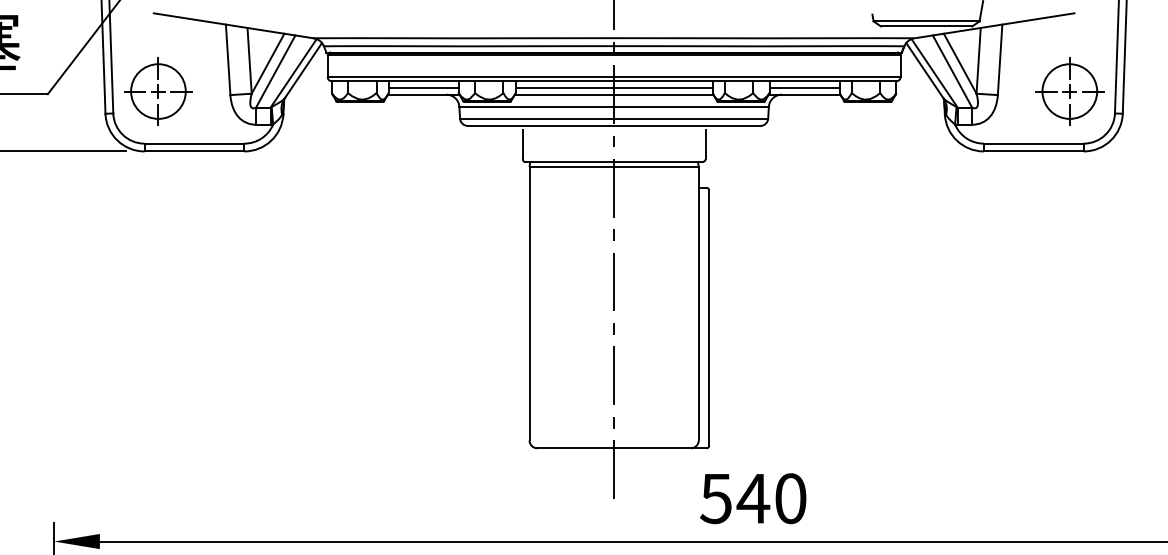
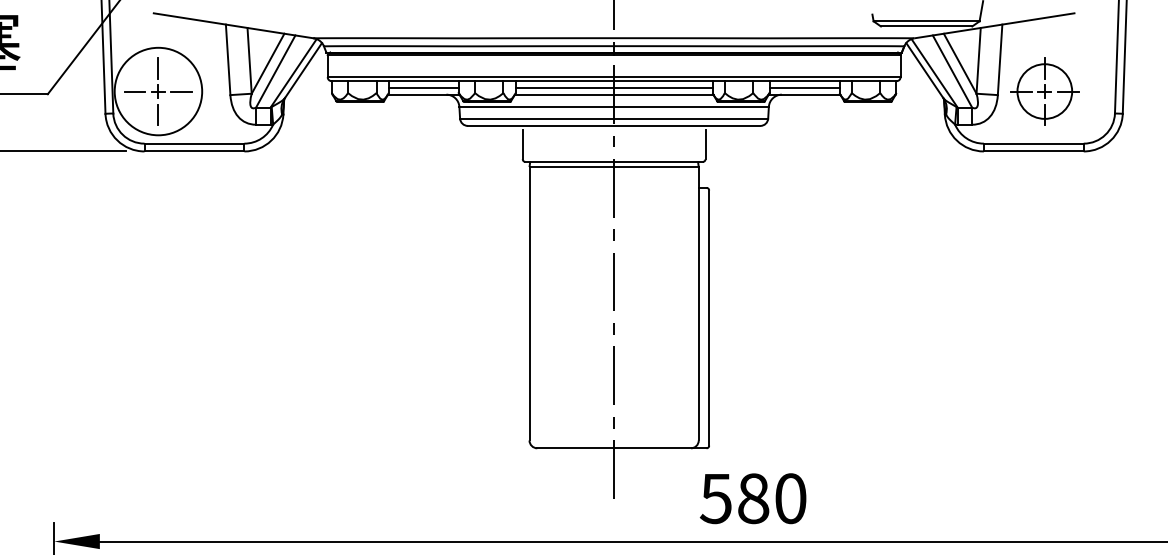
circle diameter: 55 px -> 87 px (158, 91)
part position: (1069, 91) -> (1044, 91) (1044, 91)
text: 540 -> 580 (753, 498)
